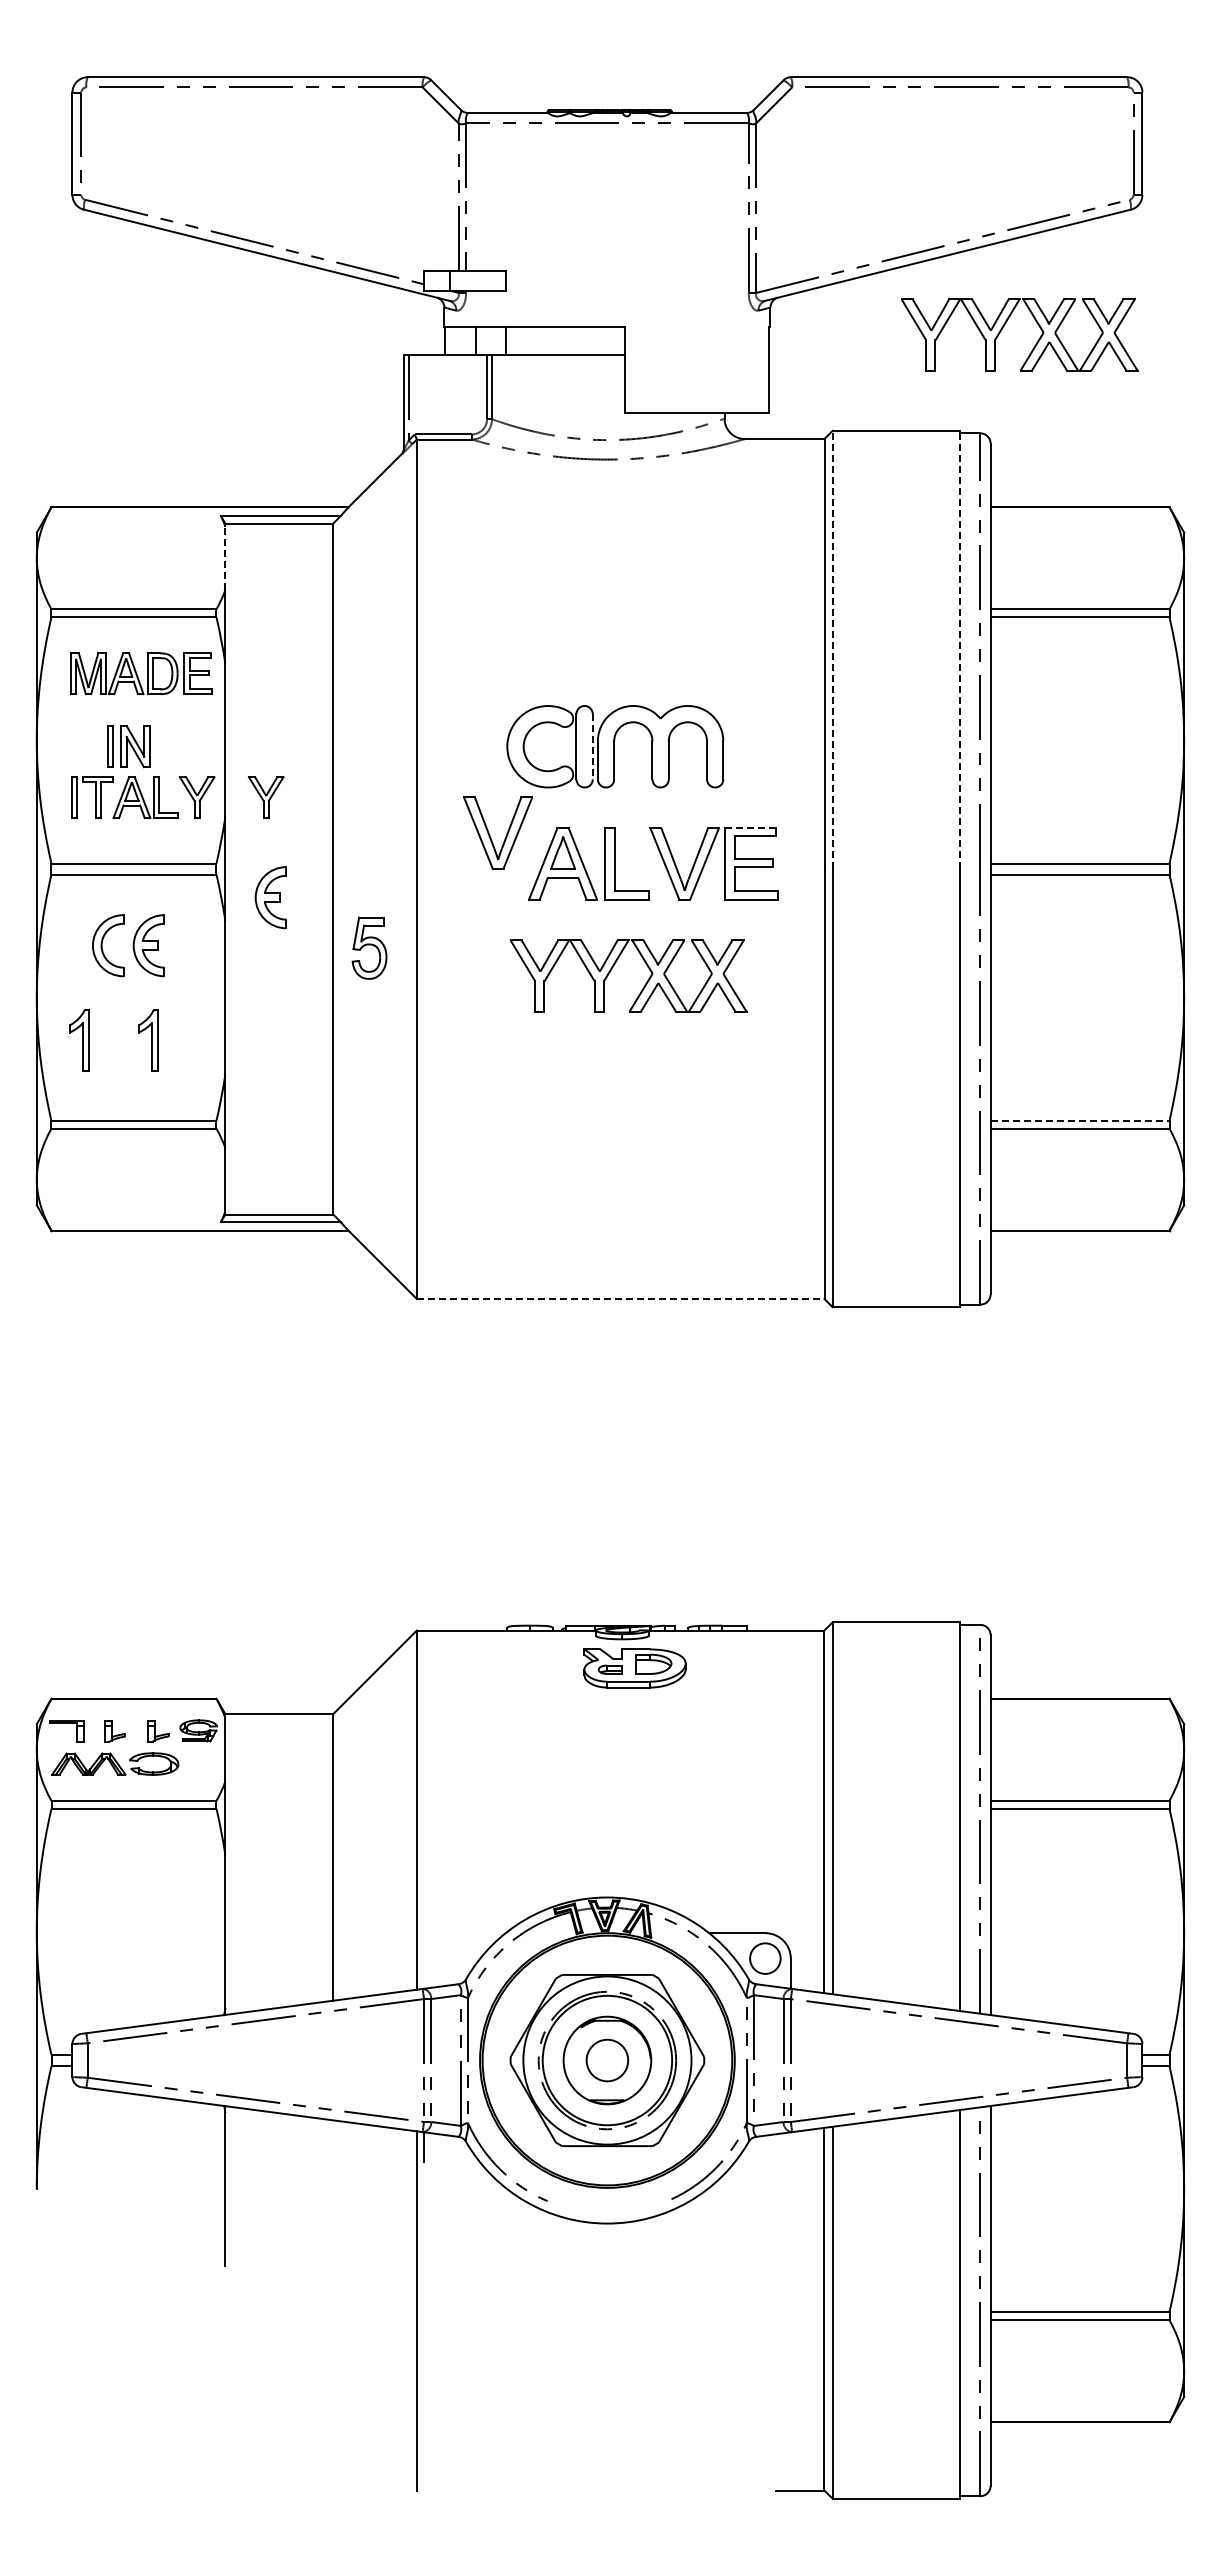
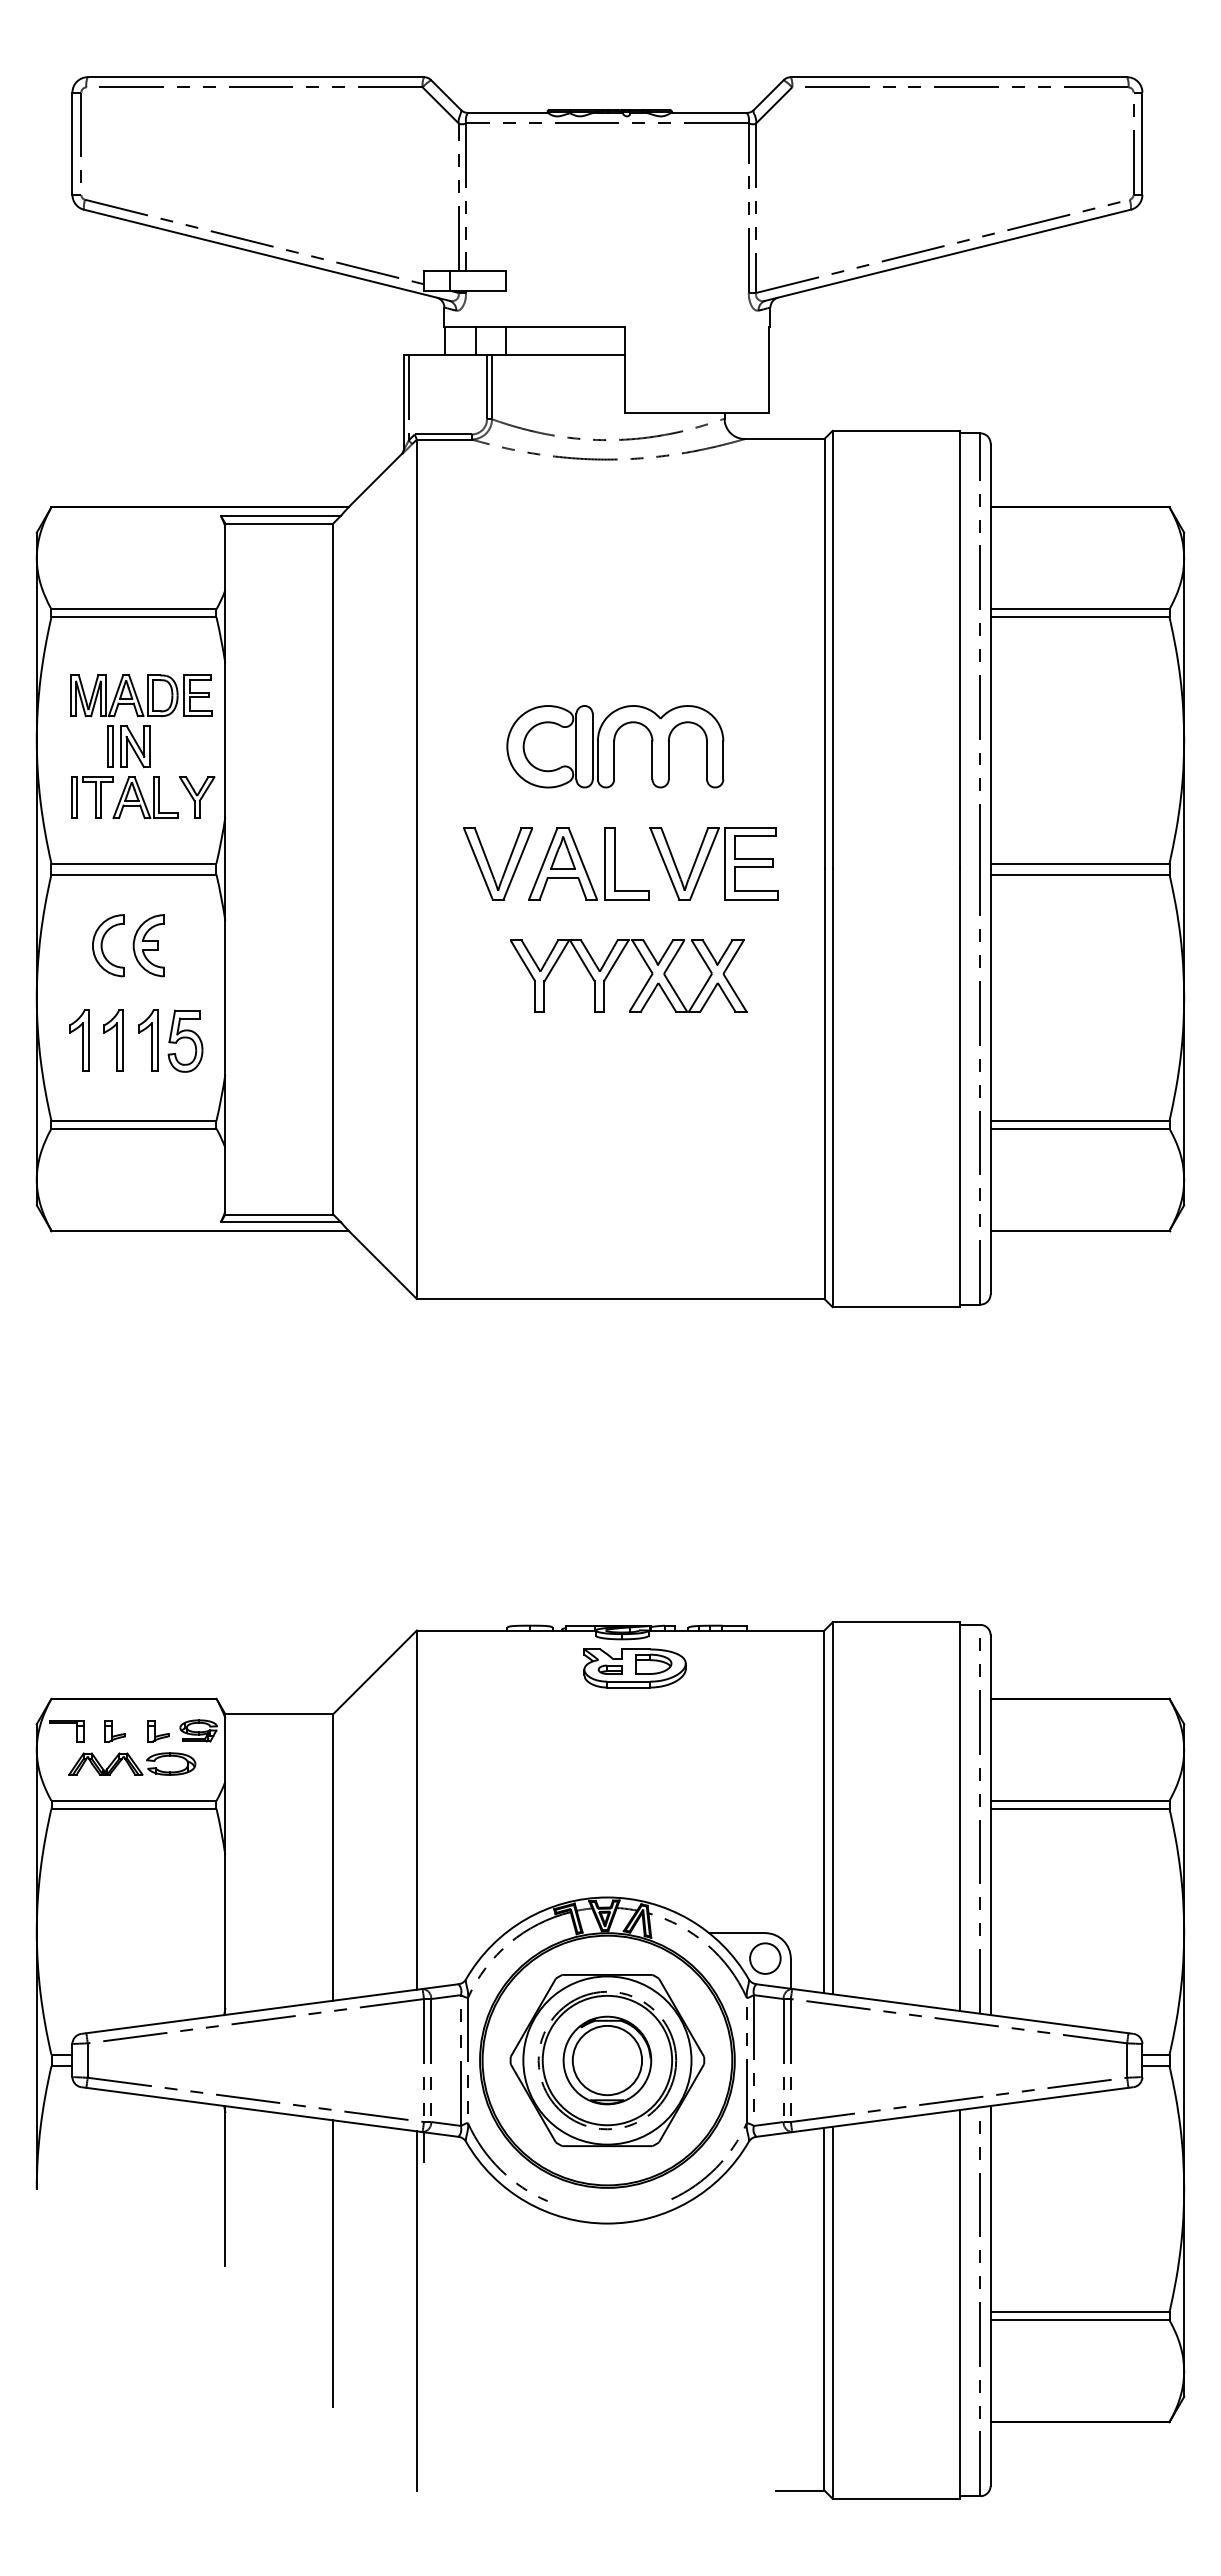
part: present -> none (1004, 326)
line: dashed -> solid (225, 558)
line: dashed -> solid (832, 649)
line: dashed -> solid (960, 649)
part position: (141, 673) -> (141, 695) (141, 695)
line: dashed -> solid (592, 746)
part: present -> none (266, 797)
line: dashed -> solid (750, 828)
part position: (490, 835) -> (490, 866) (490, 866)
part: present -> none (270, 897)
part position: (369, 947) -> (185, 1040) (185, 1040)
part: none -> present (113, 1040)
line: dashed -> solid (1080, 1120)
line: dashed -> solid (620, 1299)
part position: (115, 1763) -> (132, 1763) (132, 1763)
circle diameter: 42 px -> 69 px (607, 2060)
line: none -> present (333, 2263)
